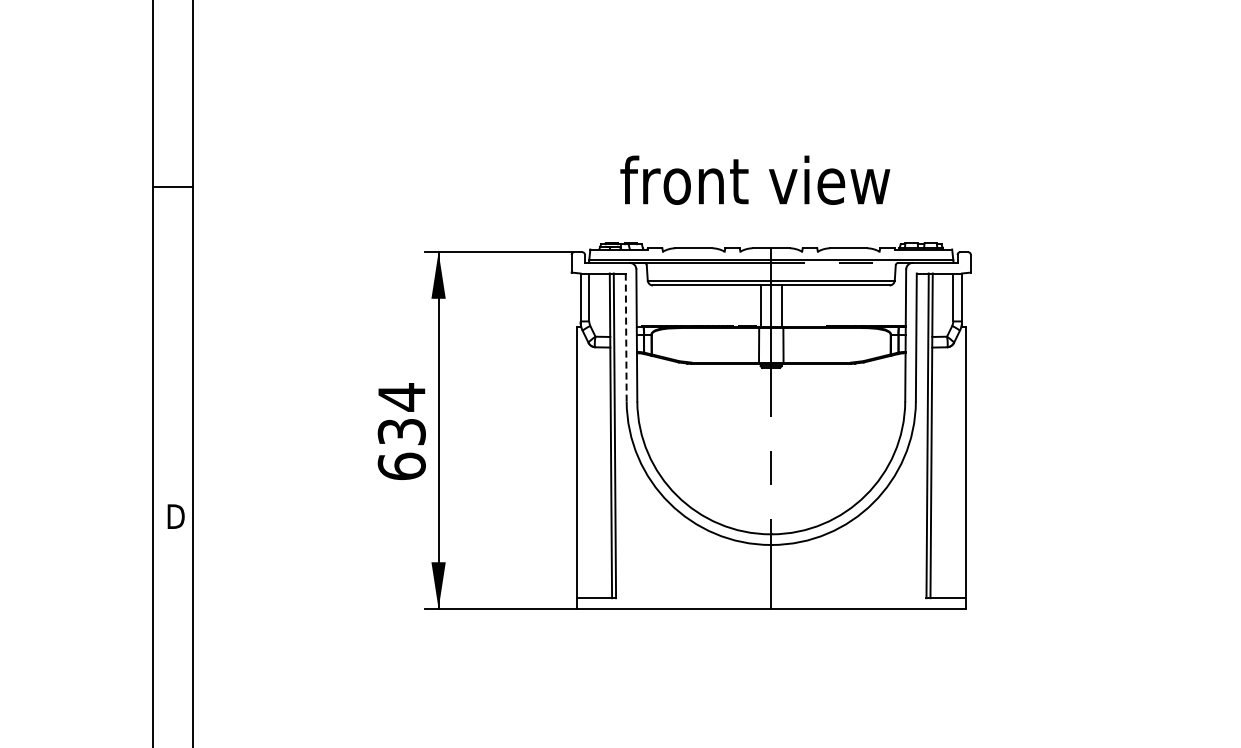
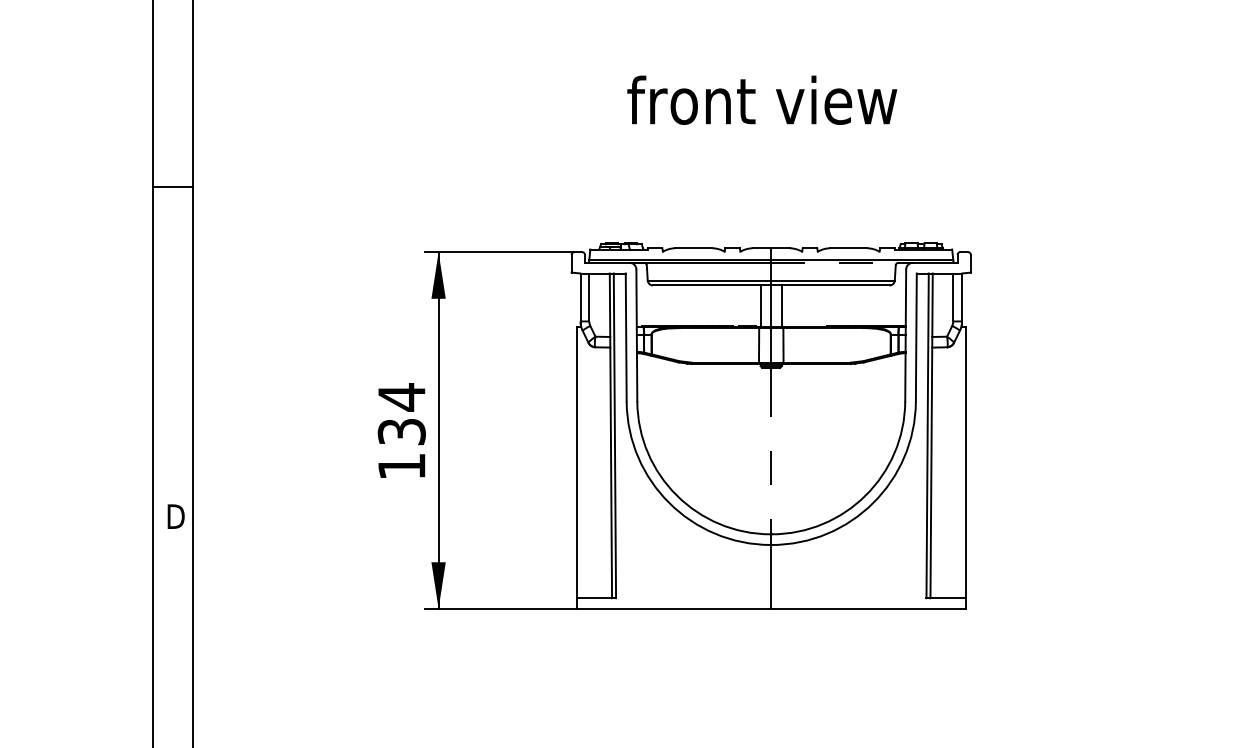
text position: (755, 179) -> (762, 99) (762, 99)
line: dashed -> solid (626, 337)
text: 634 -> 134 (401, 465)
